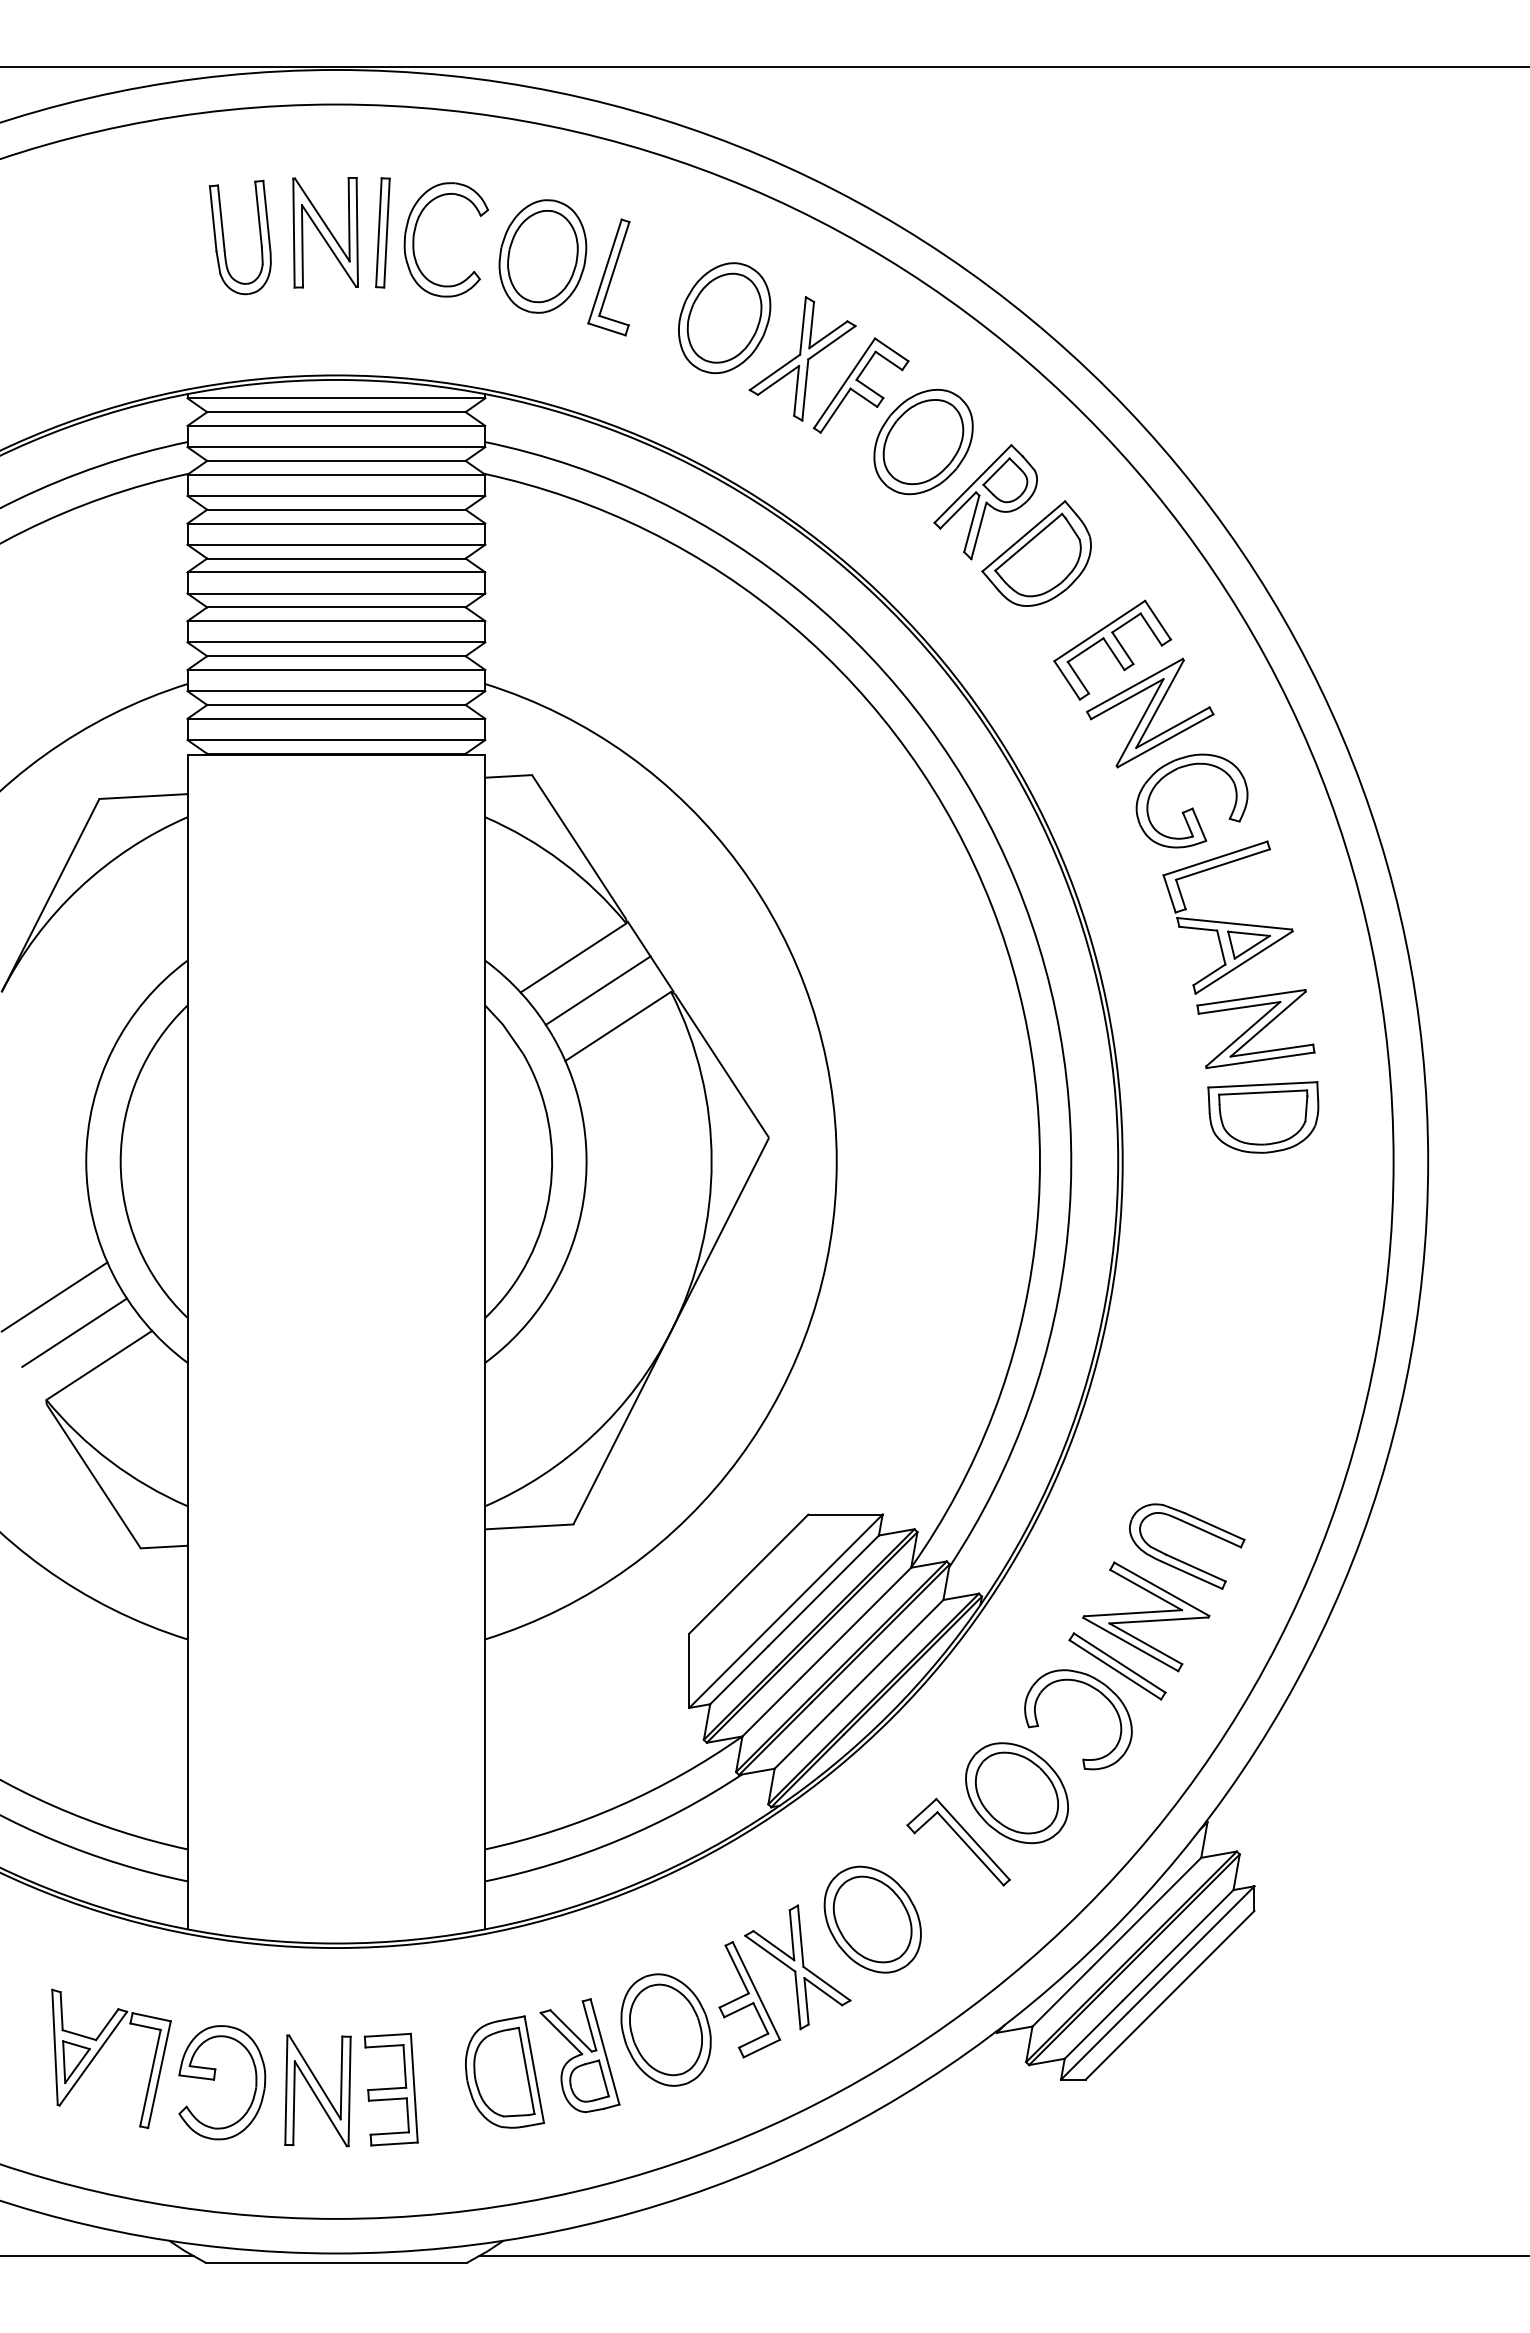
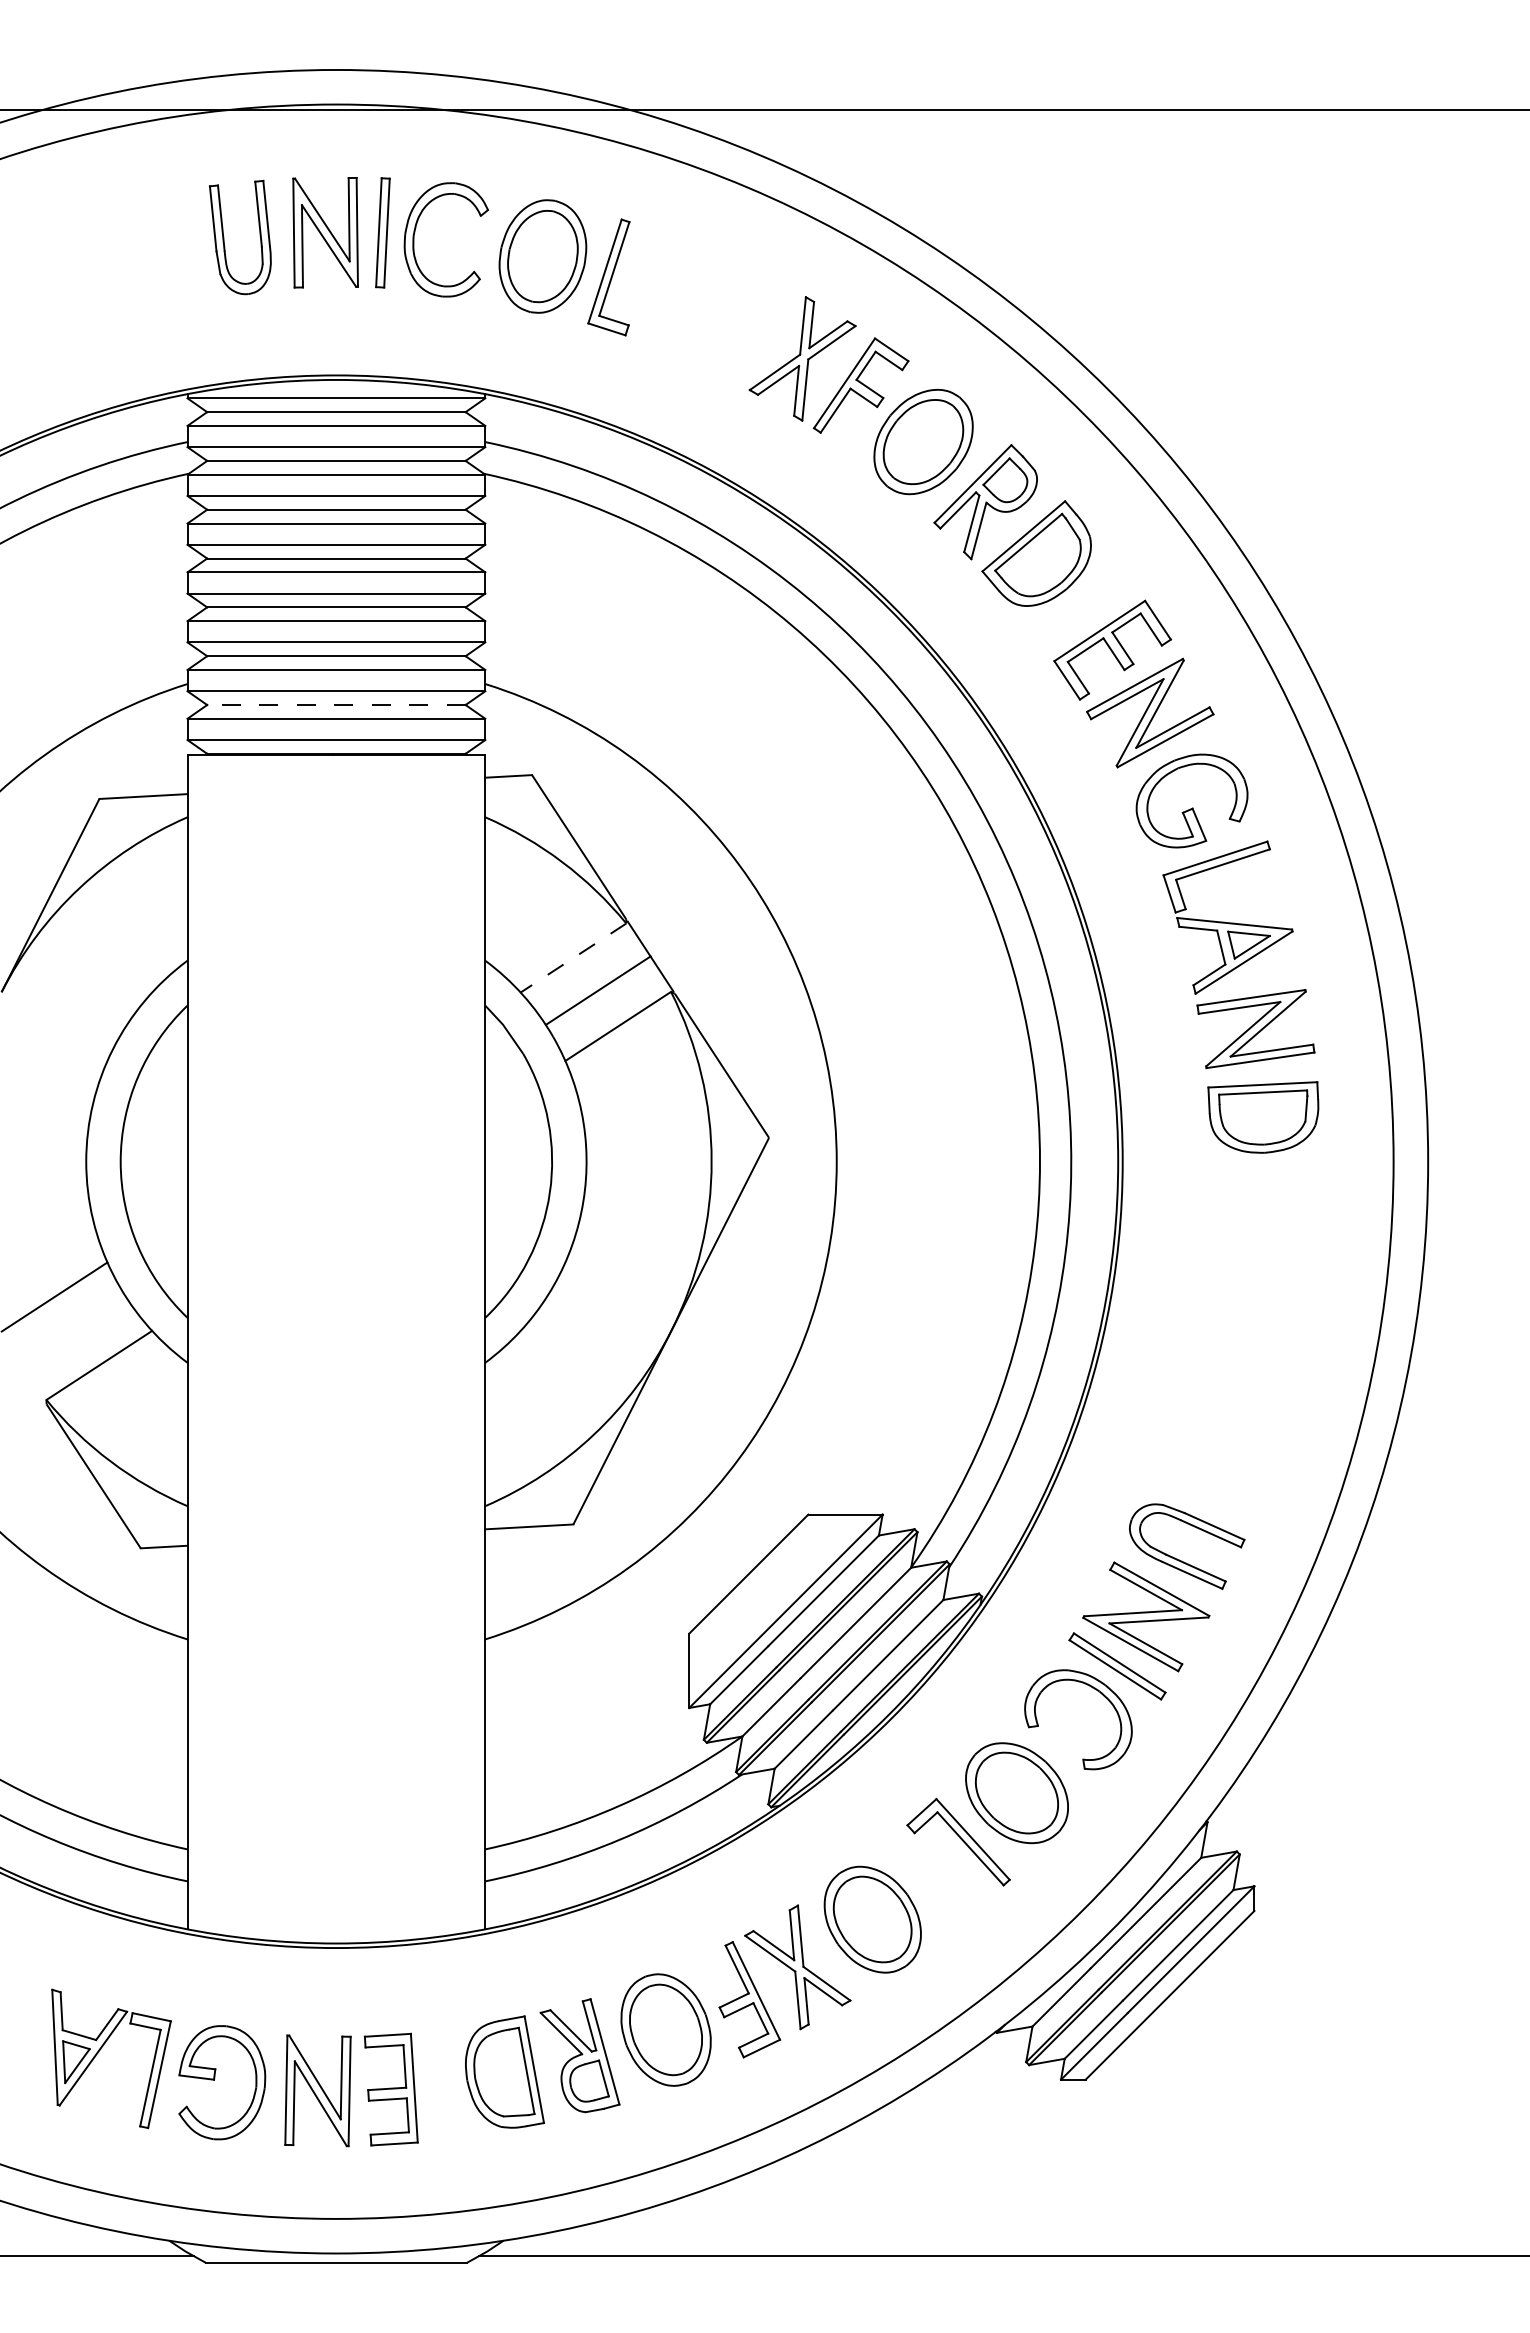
line position: (764, 67) -> (764, 110) (764, 110)
part: present -> none (724, 318)
line: solid -> dashed (335, 705)
line: solid -> dashed (573, 958)
line: present -> none (74, 1332)
